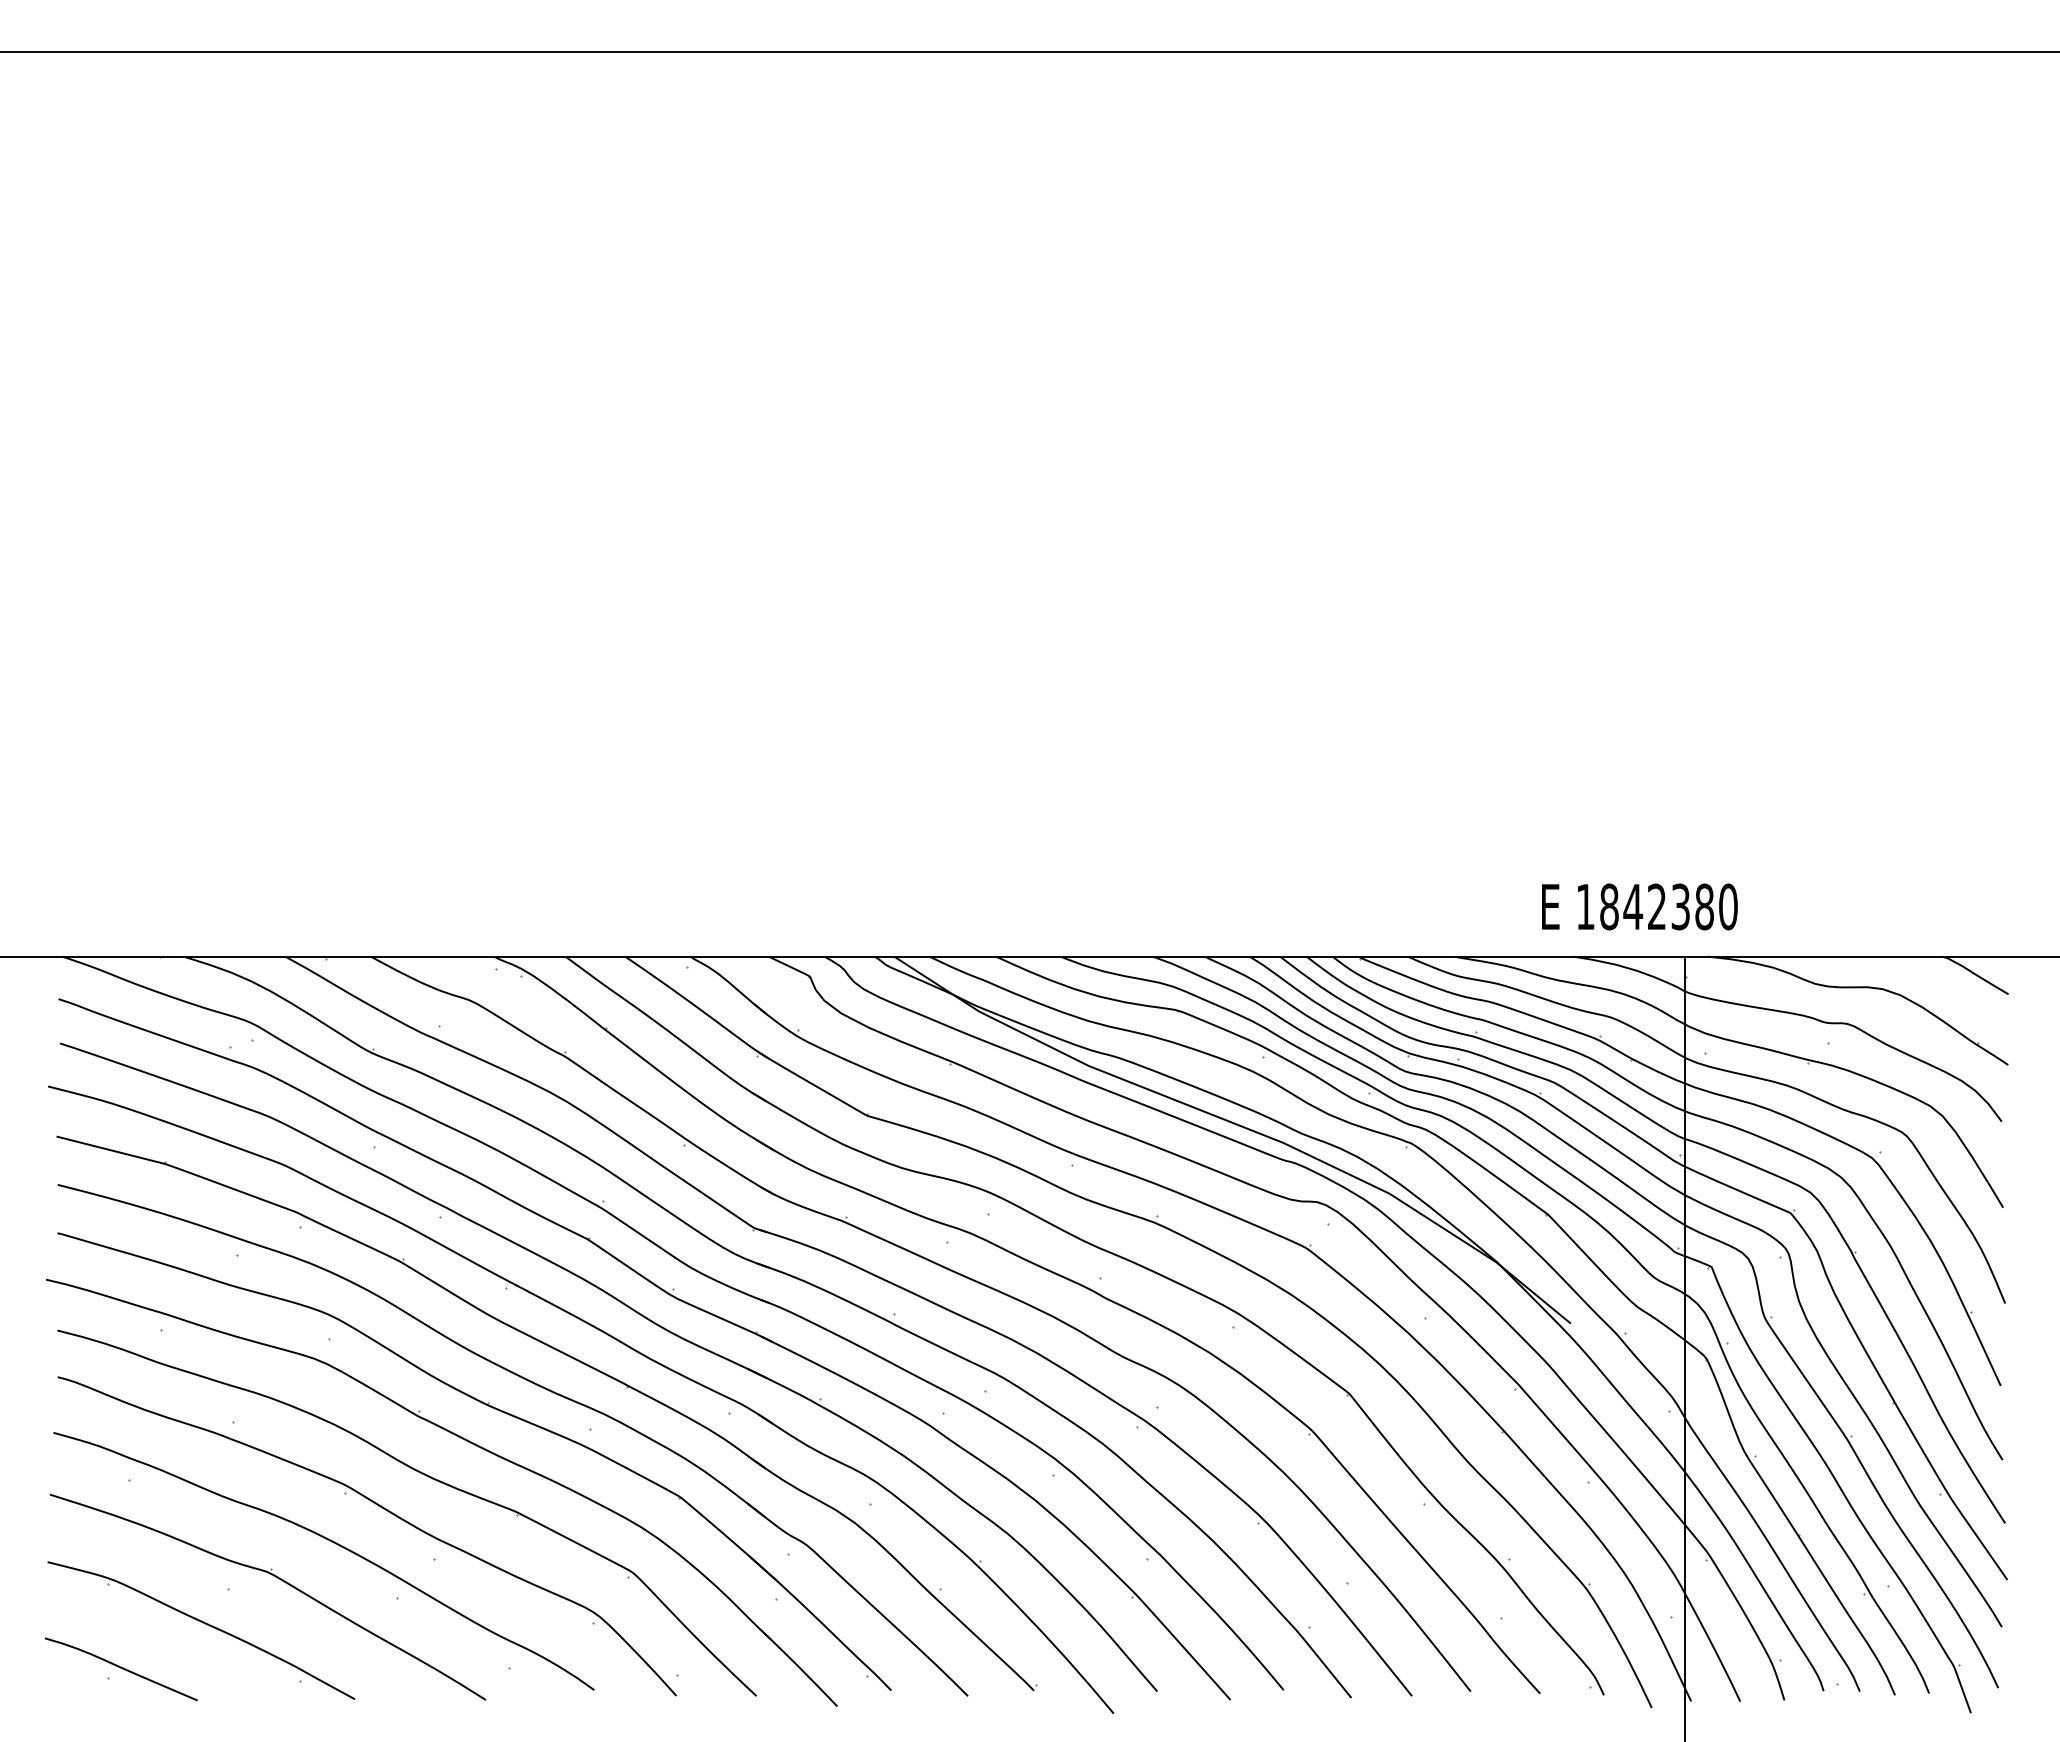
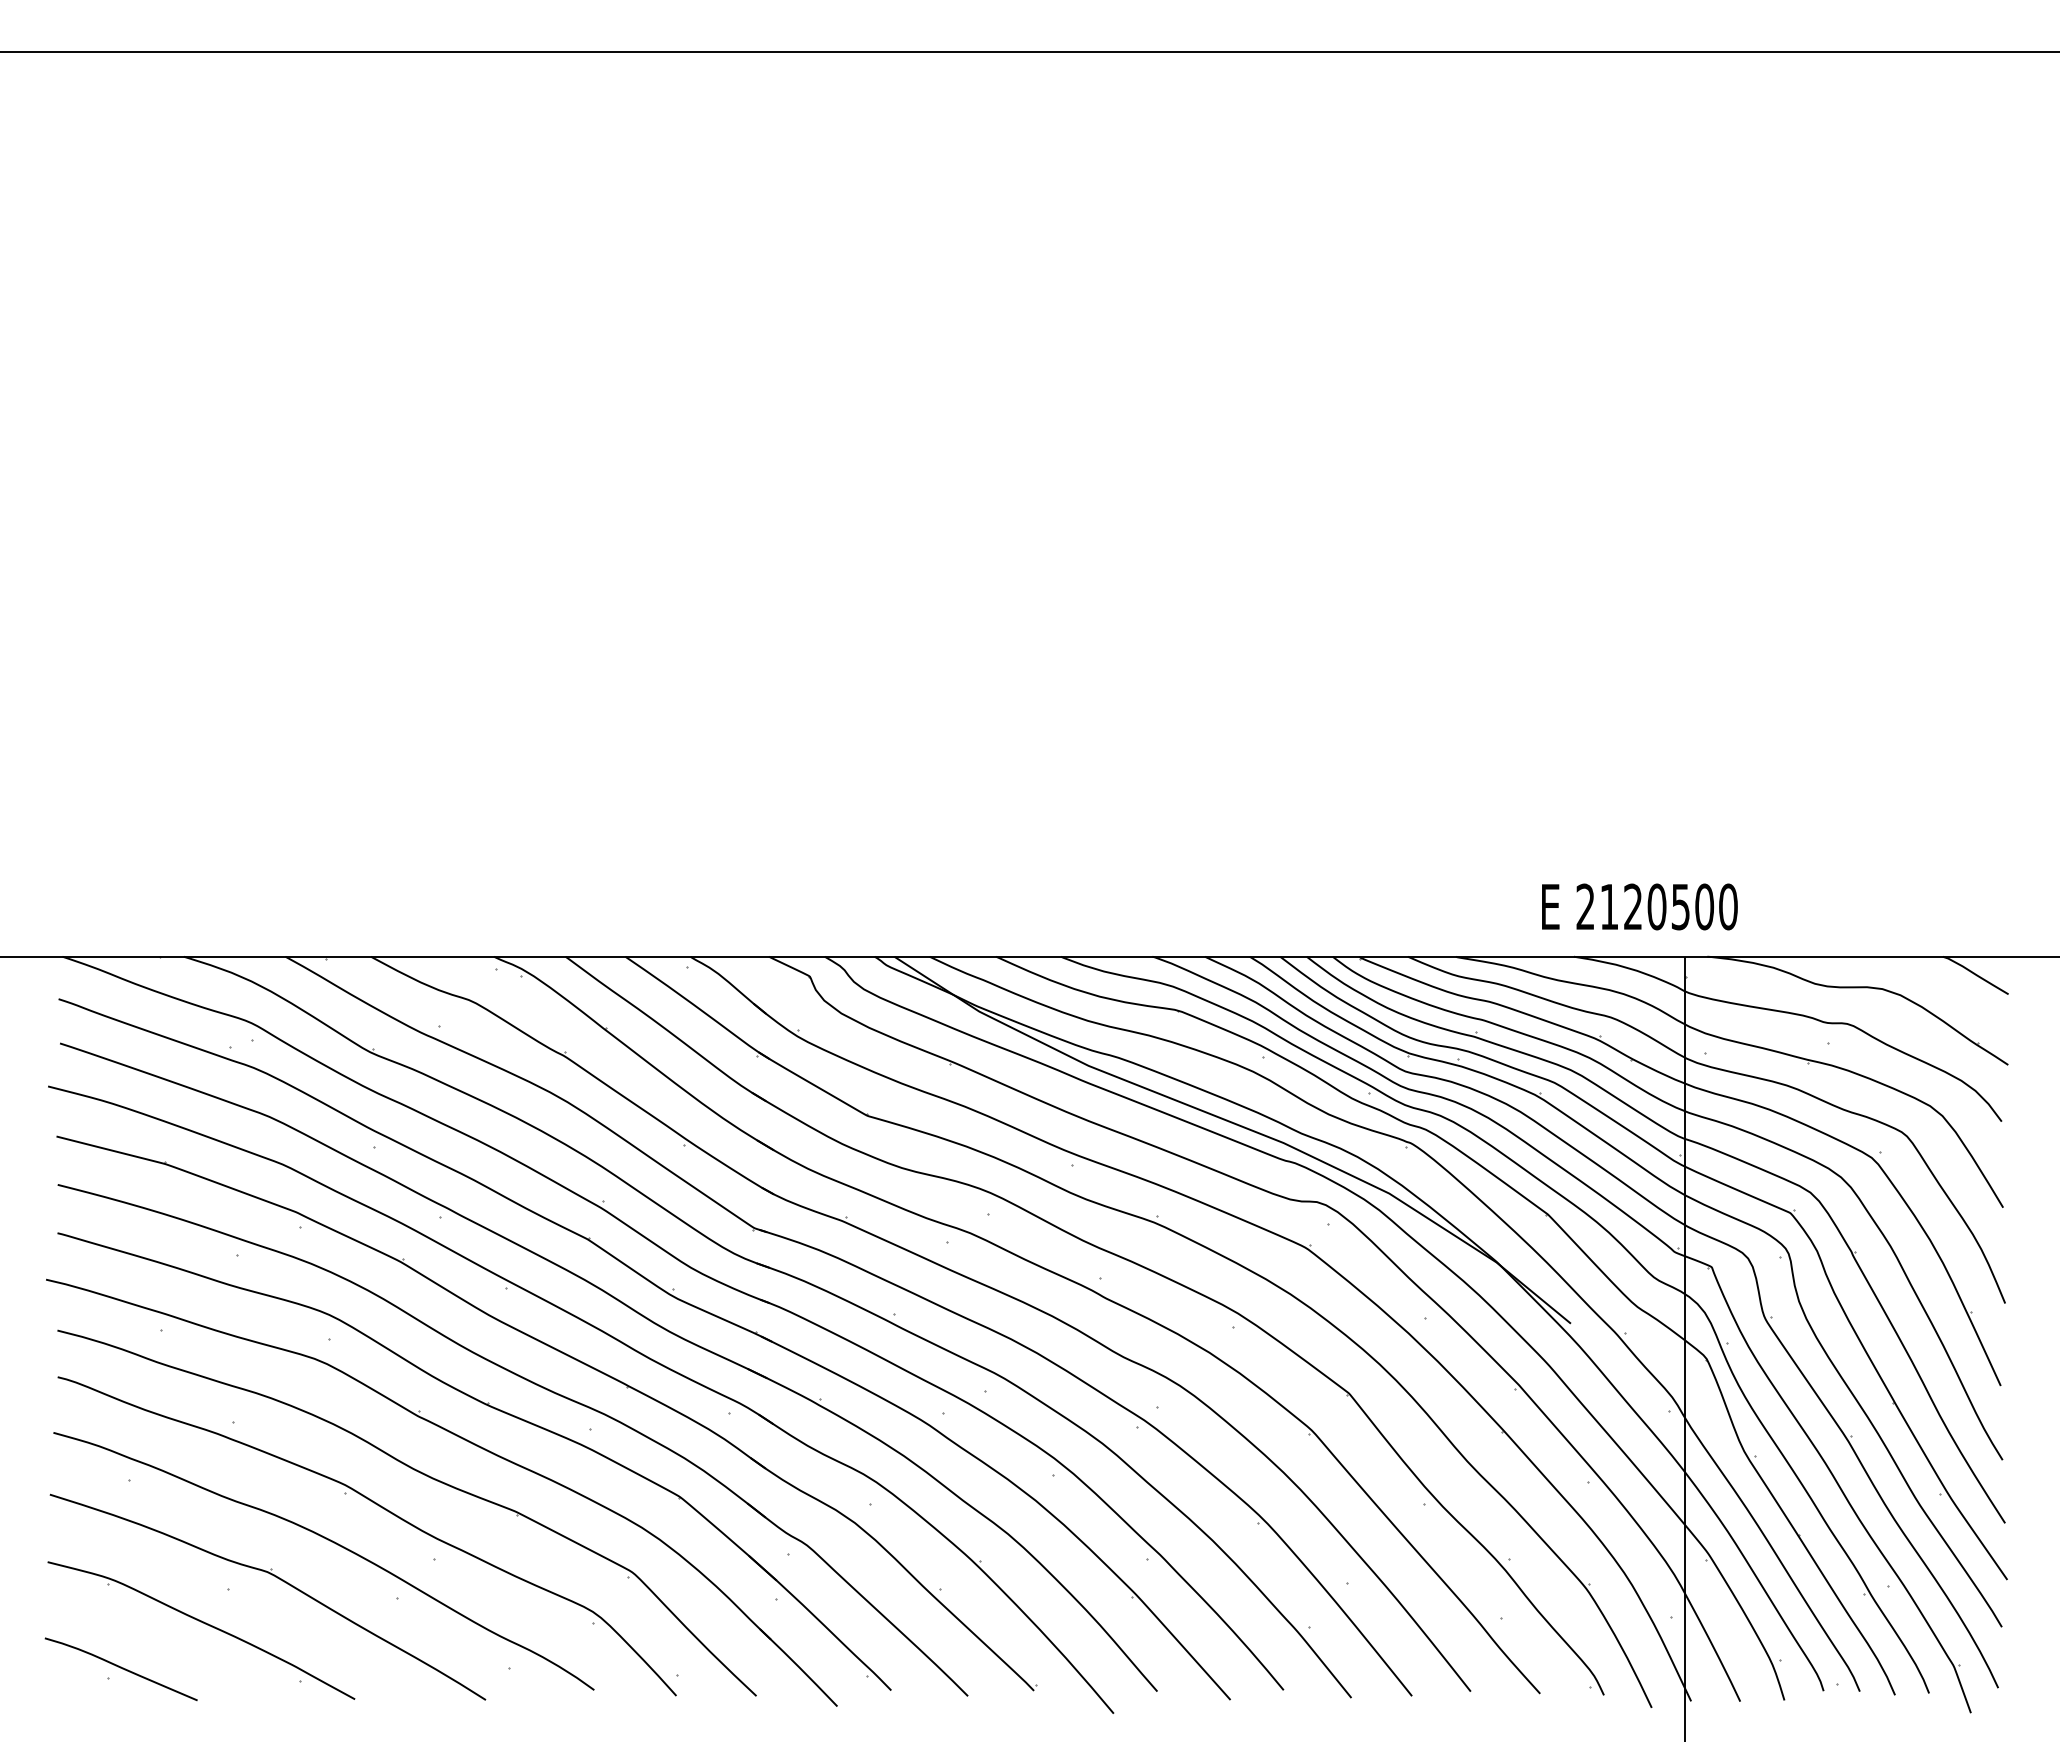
text: 1842380 -> 2120500 (1645, 906)
